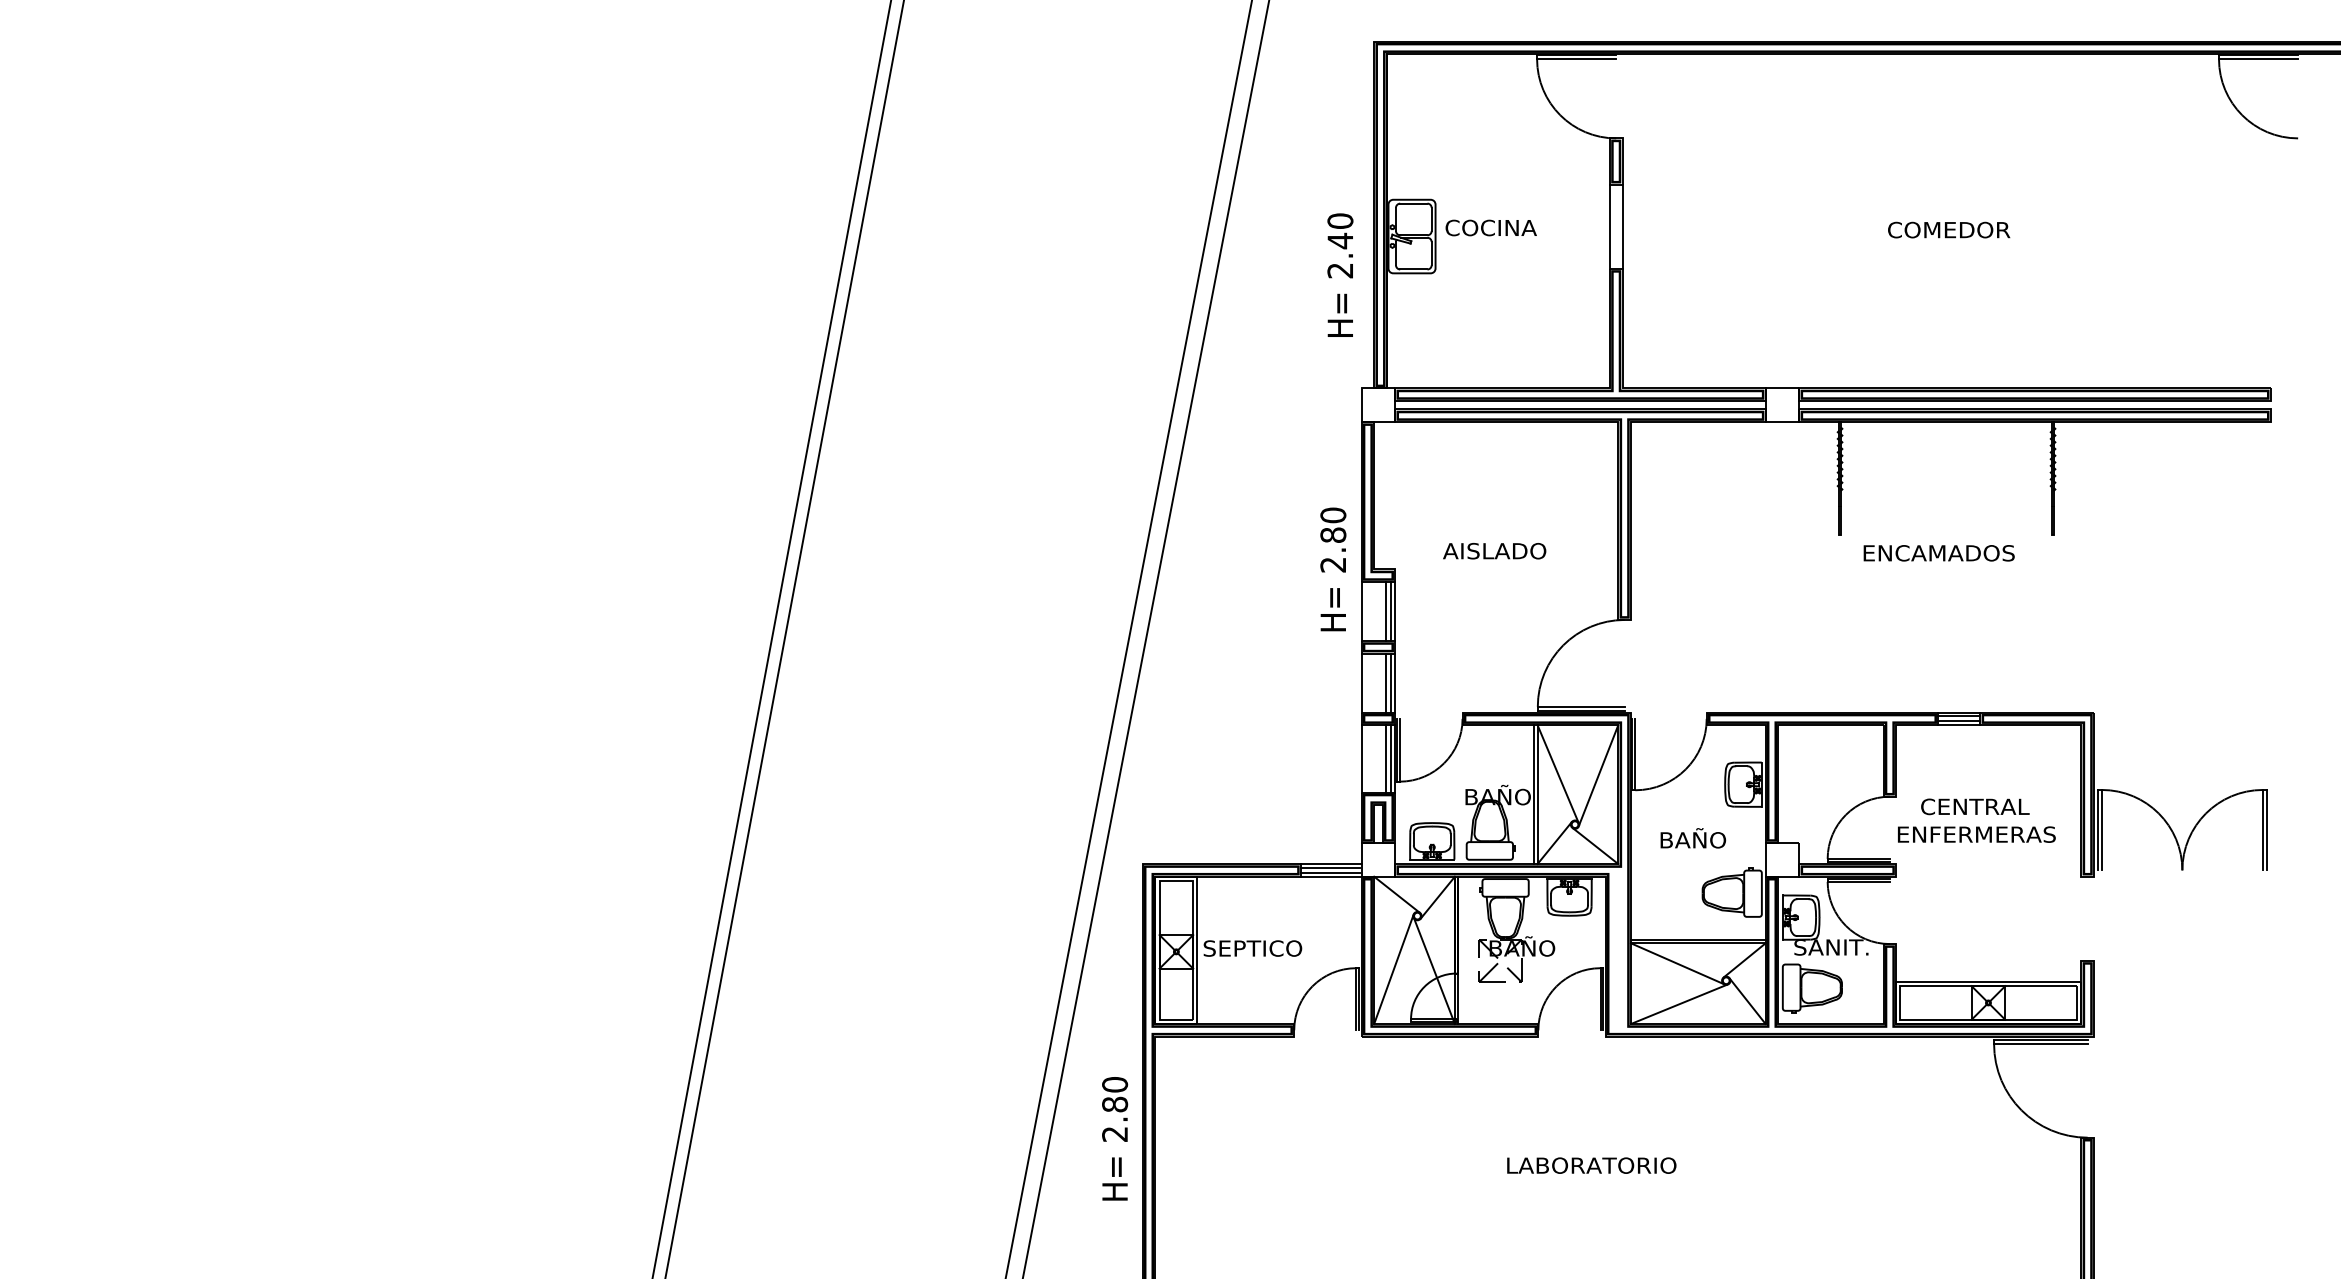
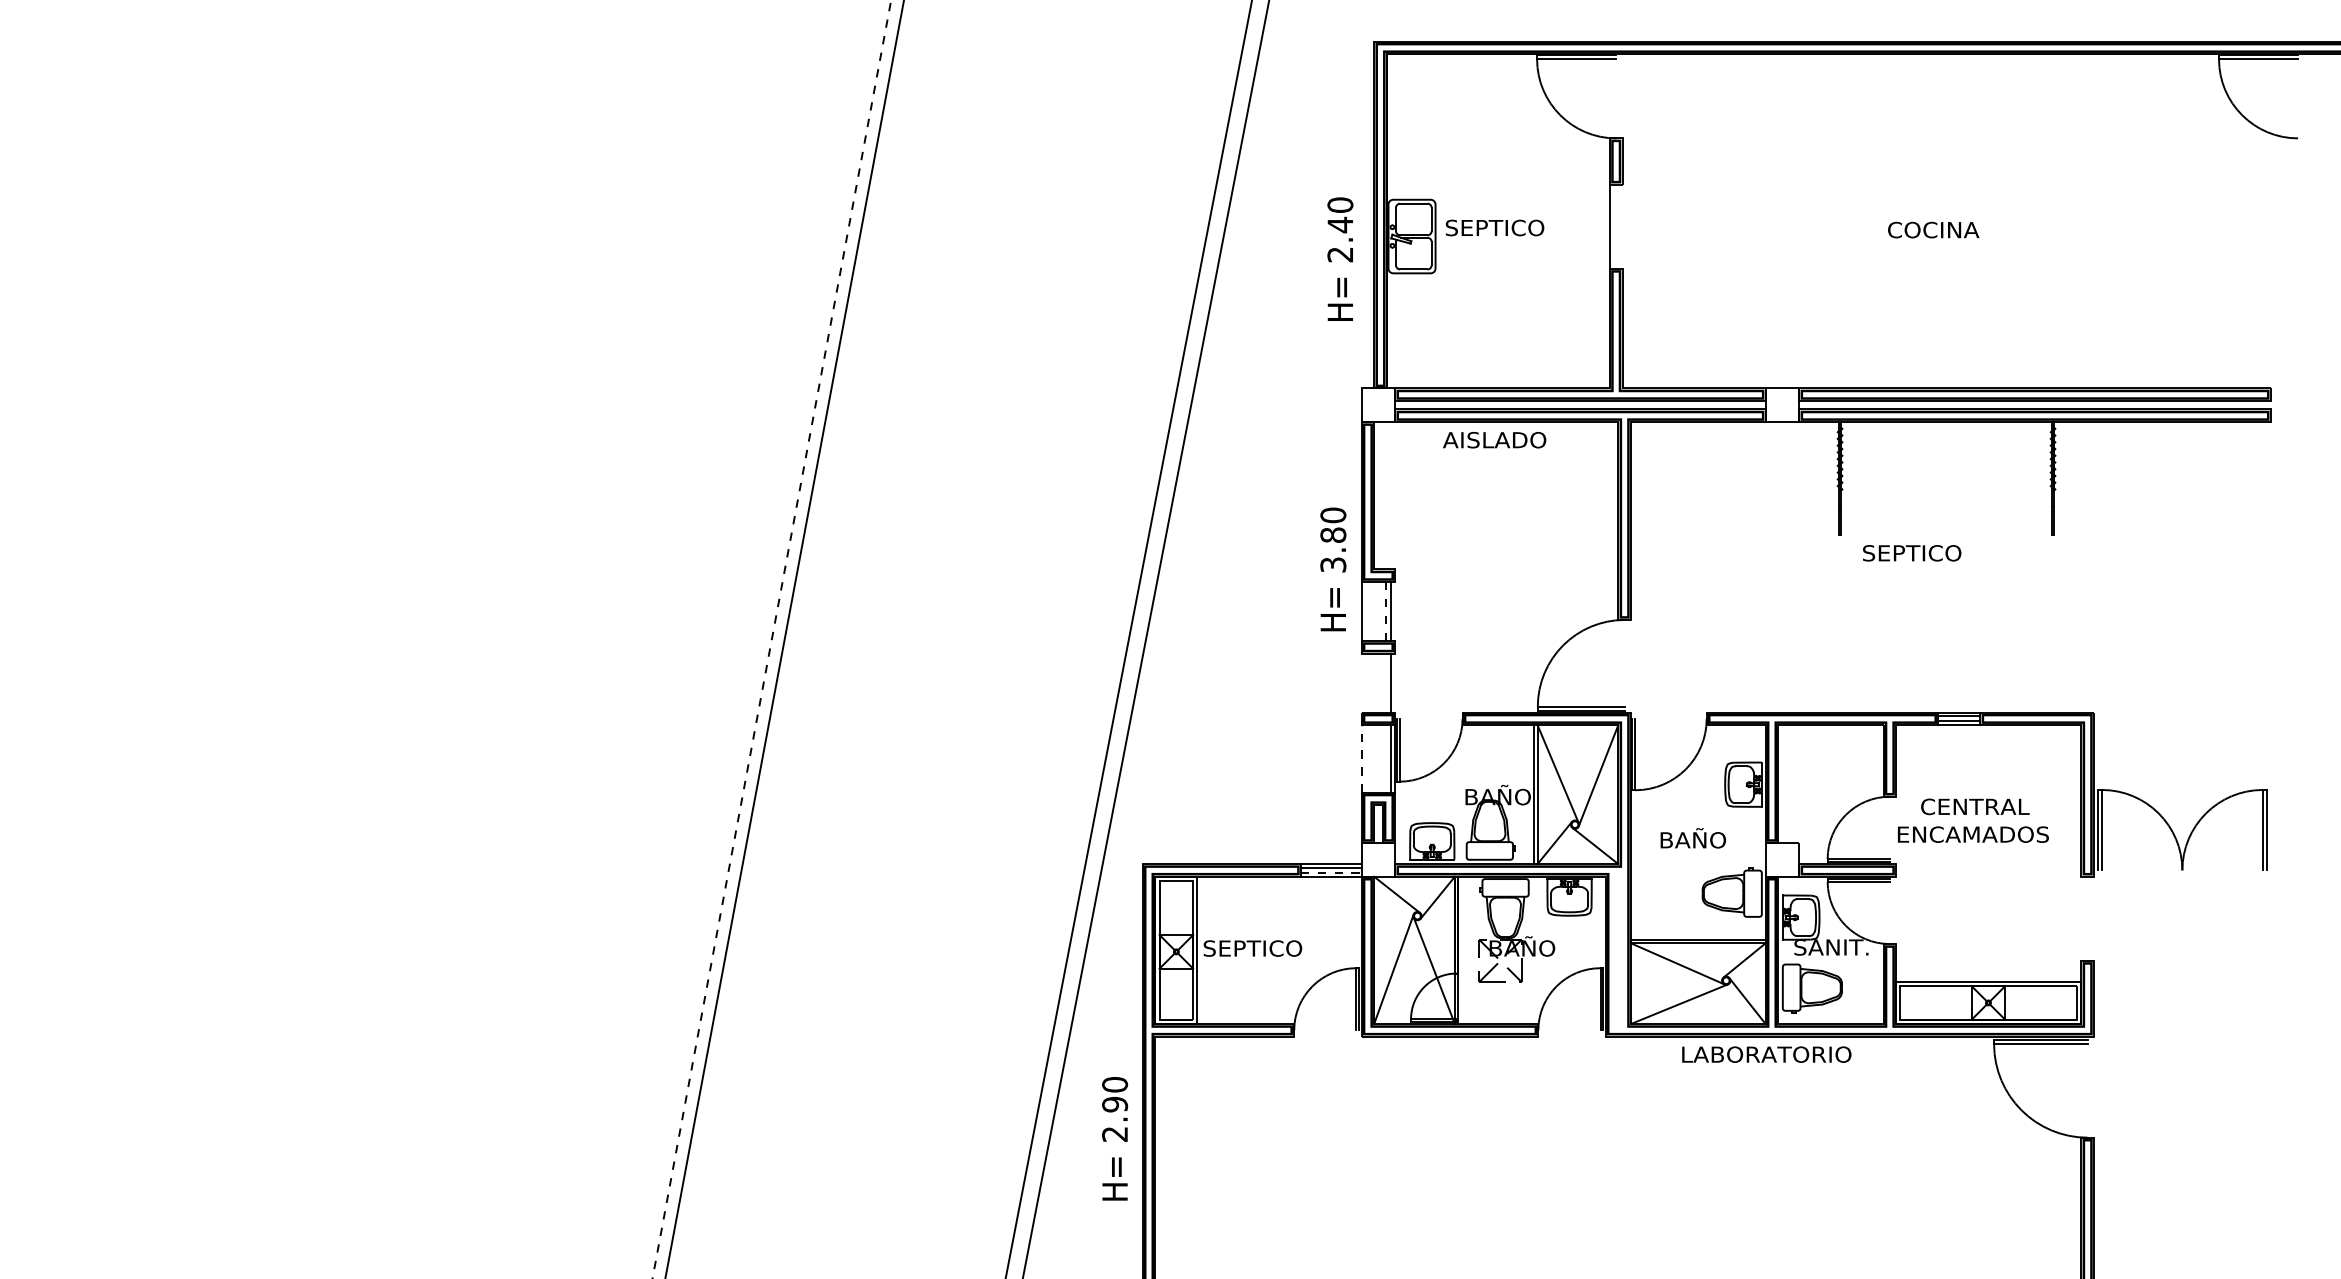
line: present -> none (1622, 226)
text: COCINA -> SEPTICO (1494, 227)
text: COMEDOR -> COCINA (1966, 229)
text position: (1340, 274) -> (1340, 258) (1340, 258)
text position: (1494, 551) -> (1494, 440) (1494, 440)
text: ENCAMADOS -> SEPTICO (1938, 553)
text: 2.80 -> 3.80 (1333, 564)
line: present -> none (1395, 611)
line: solid -> dashed (1386, 612)
line: solid -> dashed (771, 639)
line: present -> none (1361, 682)
line: present -> none (1386, 682)
line: present -> none (1395, 682)
line: solid -> dashed (1361, 758)
line: present -> none (1386, 758)
text: ENFERMERAS -> ENCAMADOS (1992, 834)
line: solid -> dashed (1330, 872)
text: 2.80 -> 2.90 (1115, 1104)
text position: (1591, 1165) -> (1766, 1054) (1766, 1054)
